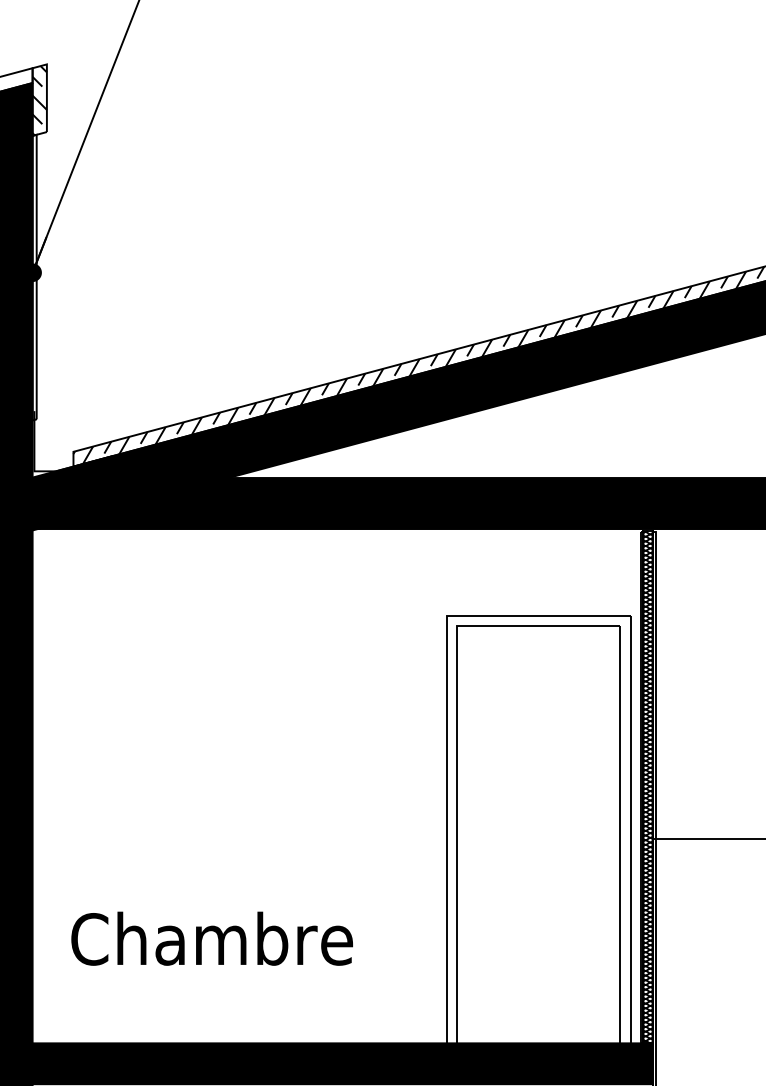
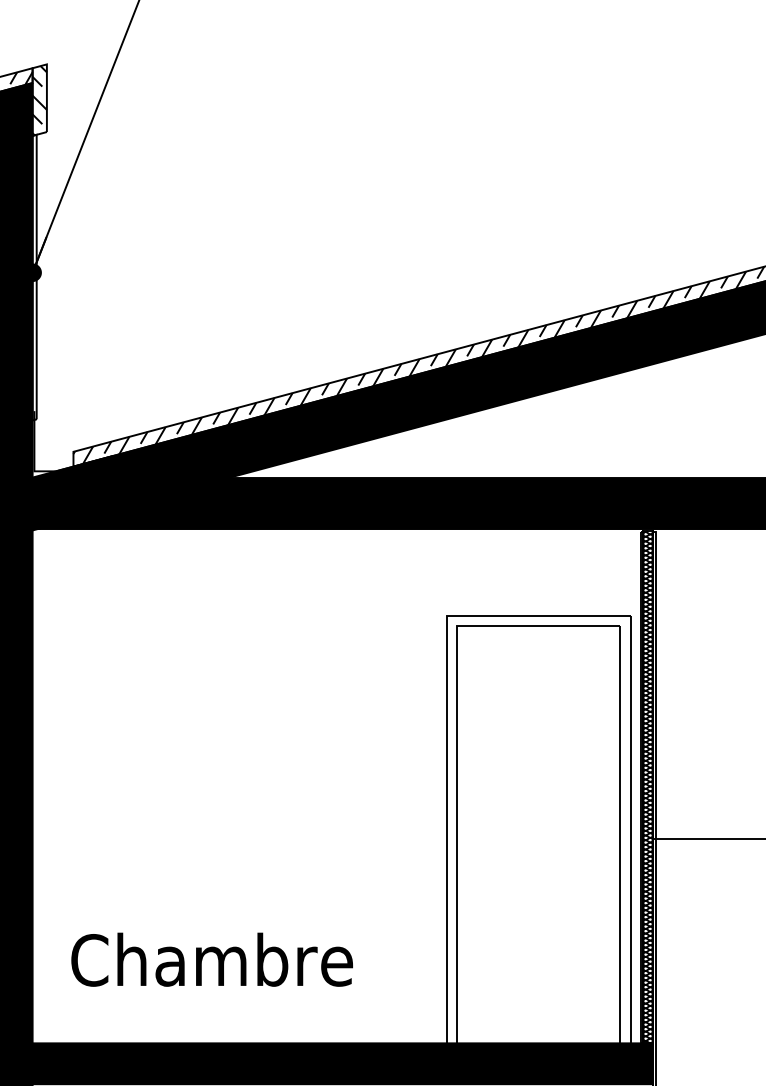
hatch: none -> present (21, 78)
text position: (211, 938) -> (211, 959) (211, 959)
